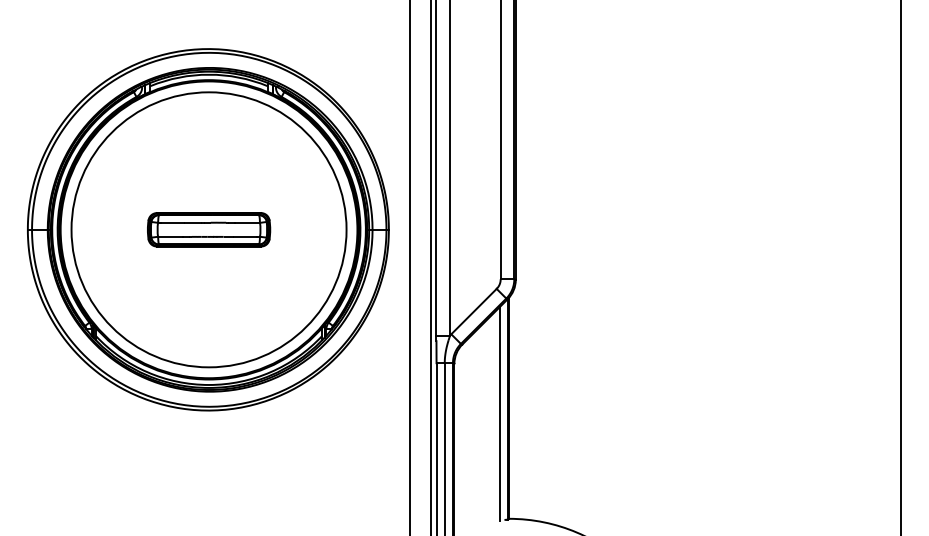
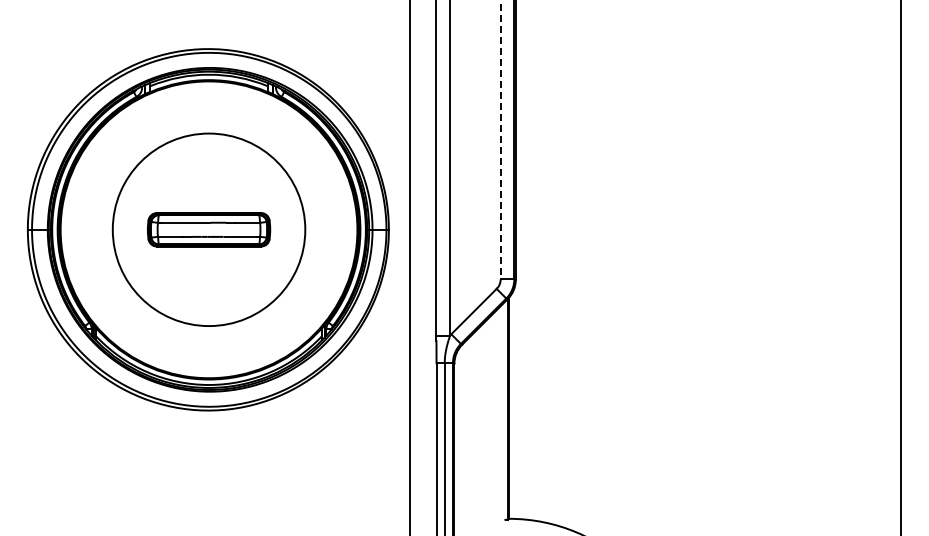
line: solid -> dashed (500, 140)
circle diameter: 275 px -> 193 px (208, 229)
line: present -> none (430, 267)
line: present -> none (499, 414)
